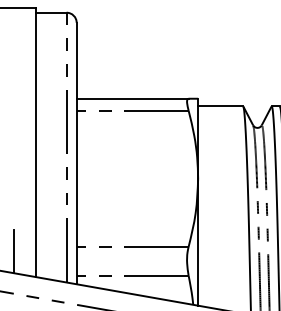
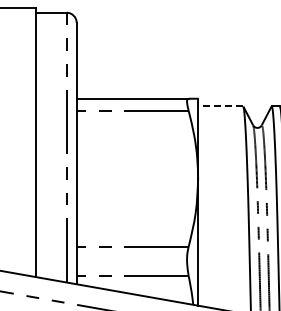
line: solid -> dashed (220, 106)
line: present -> none (13, 251)
